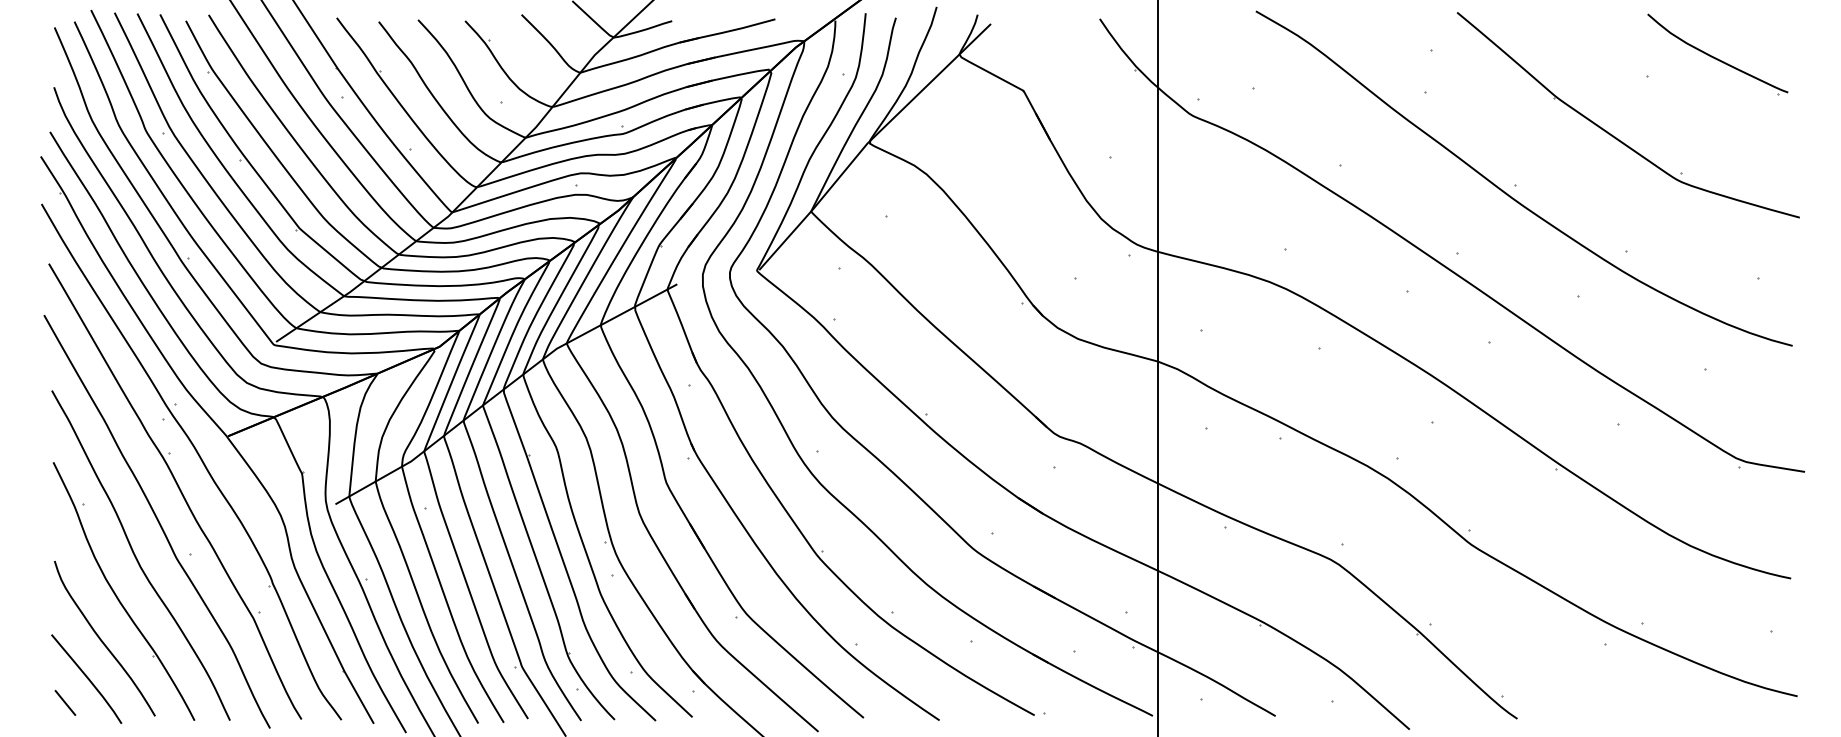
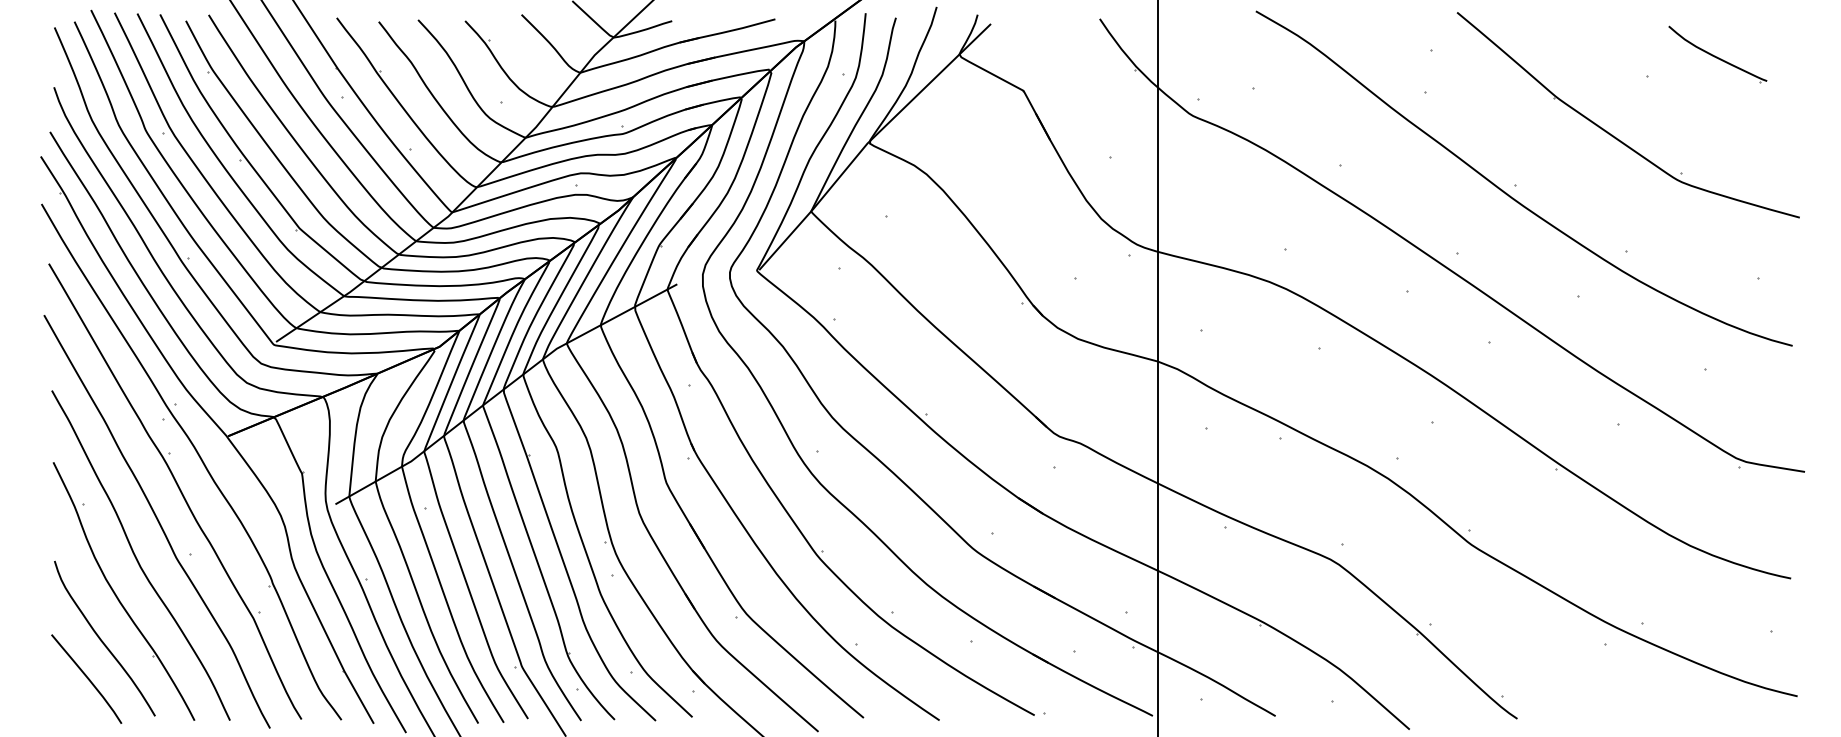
part size: 142x83 px -> 100x59 px (1717, 54)
line: present -> none (65, 702)
